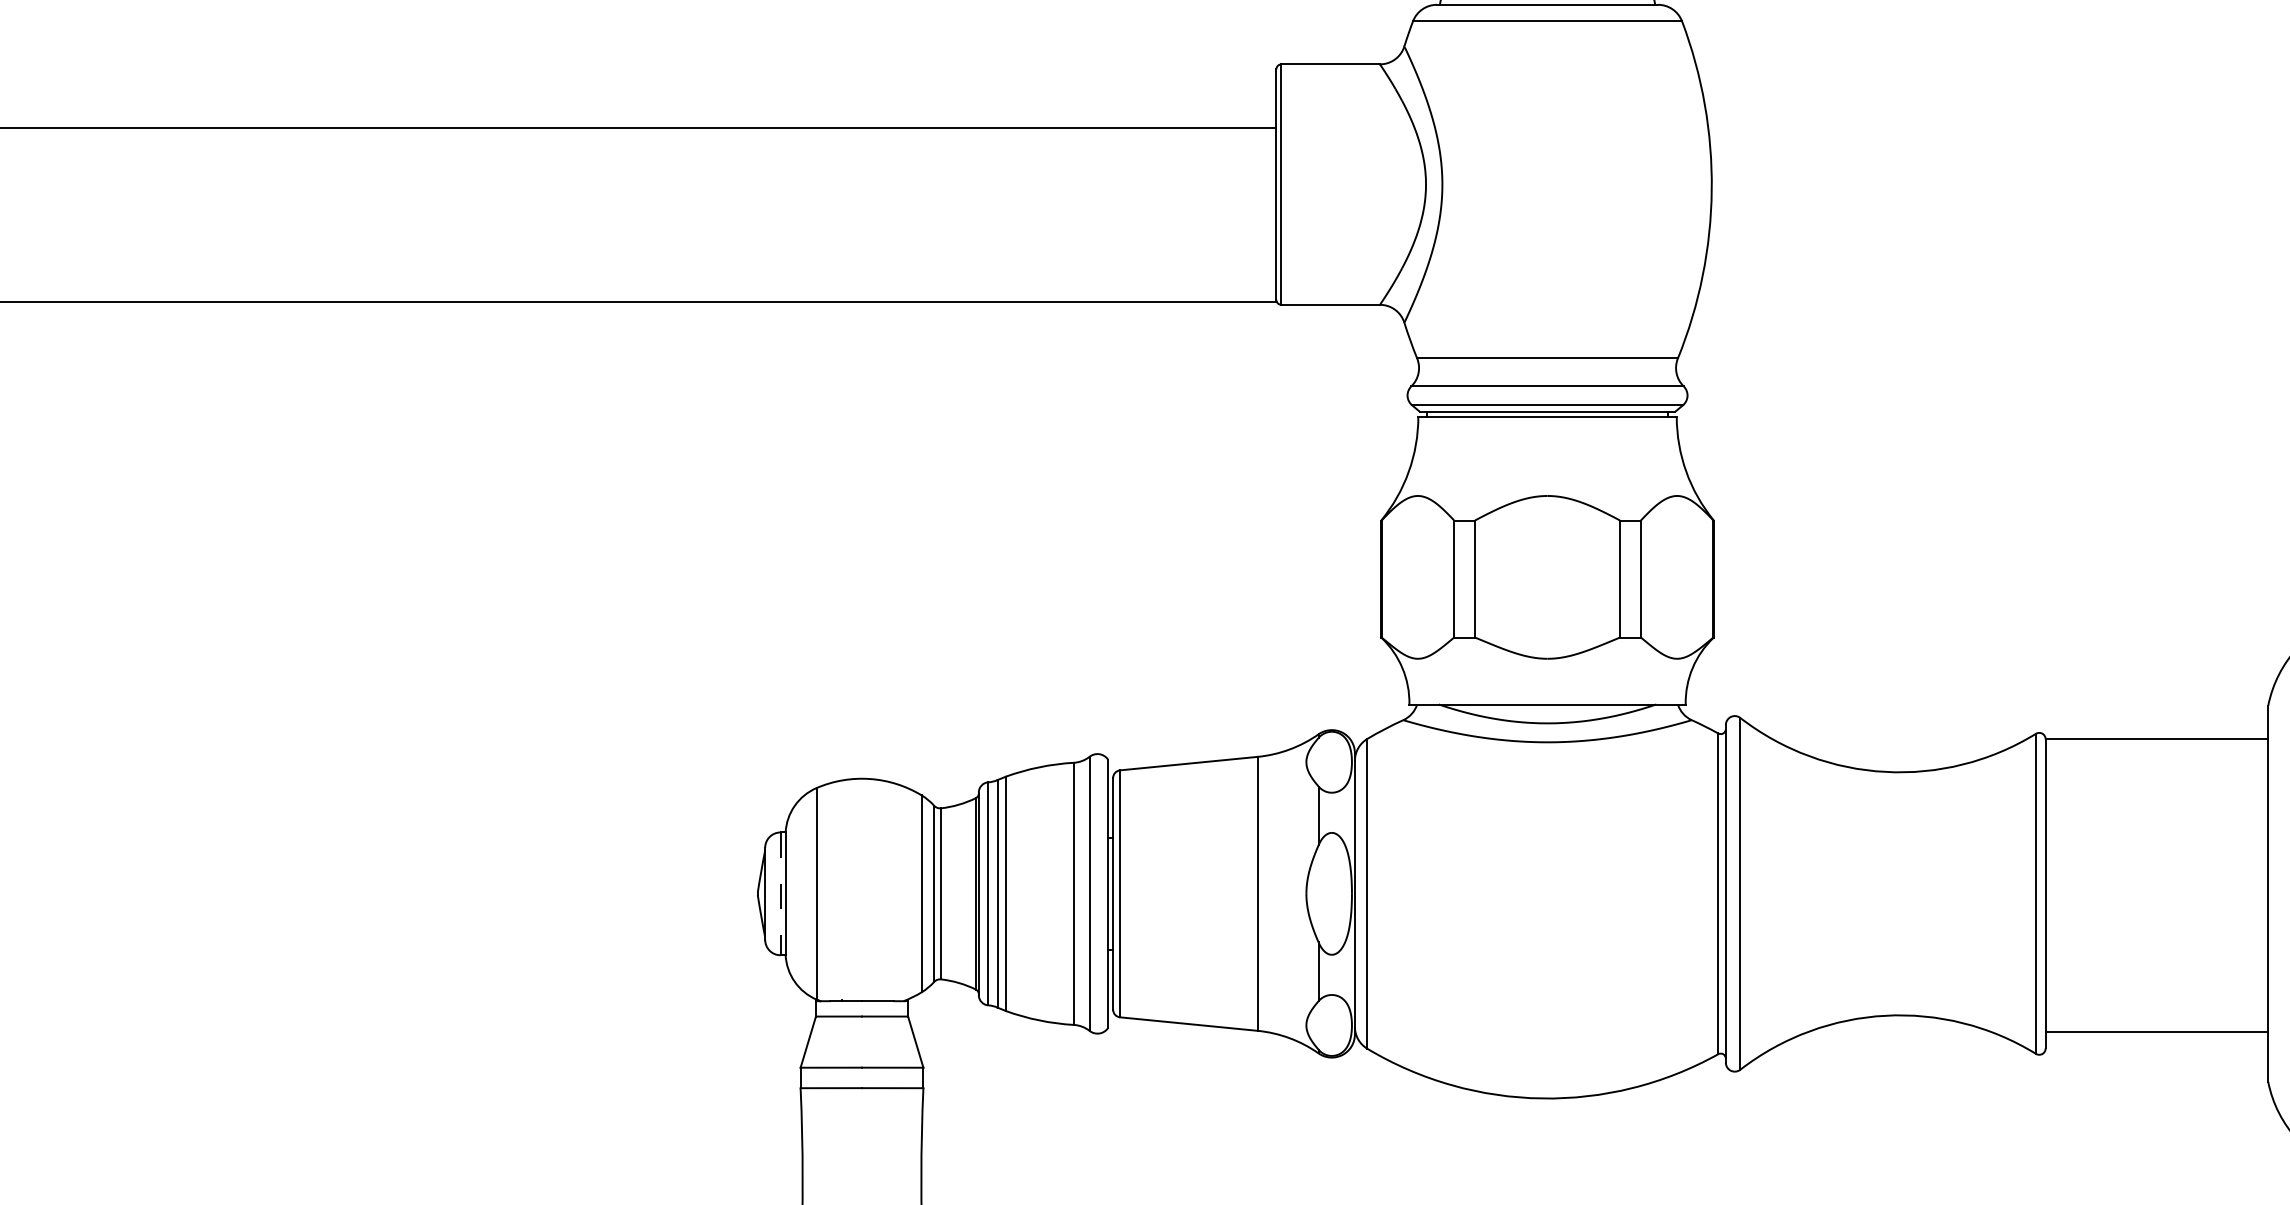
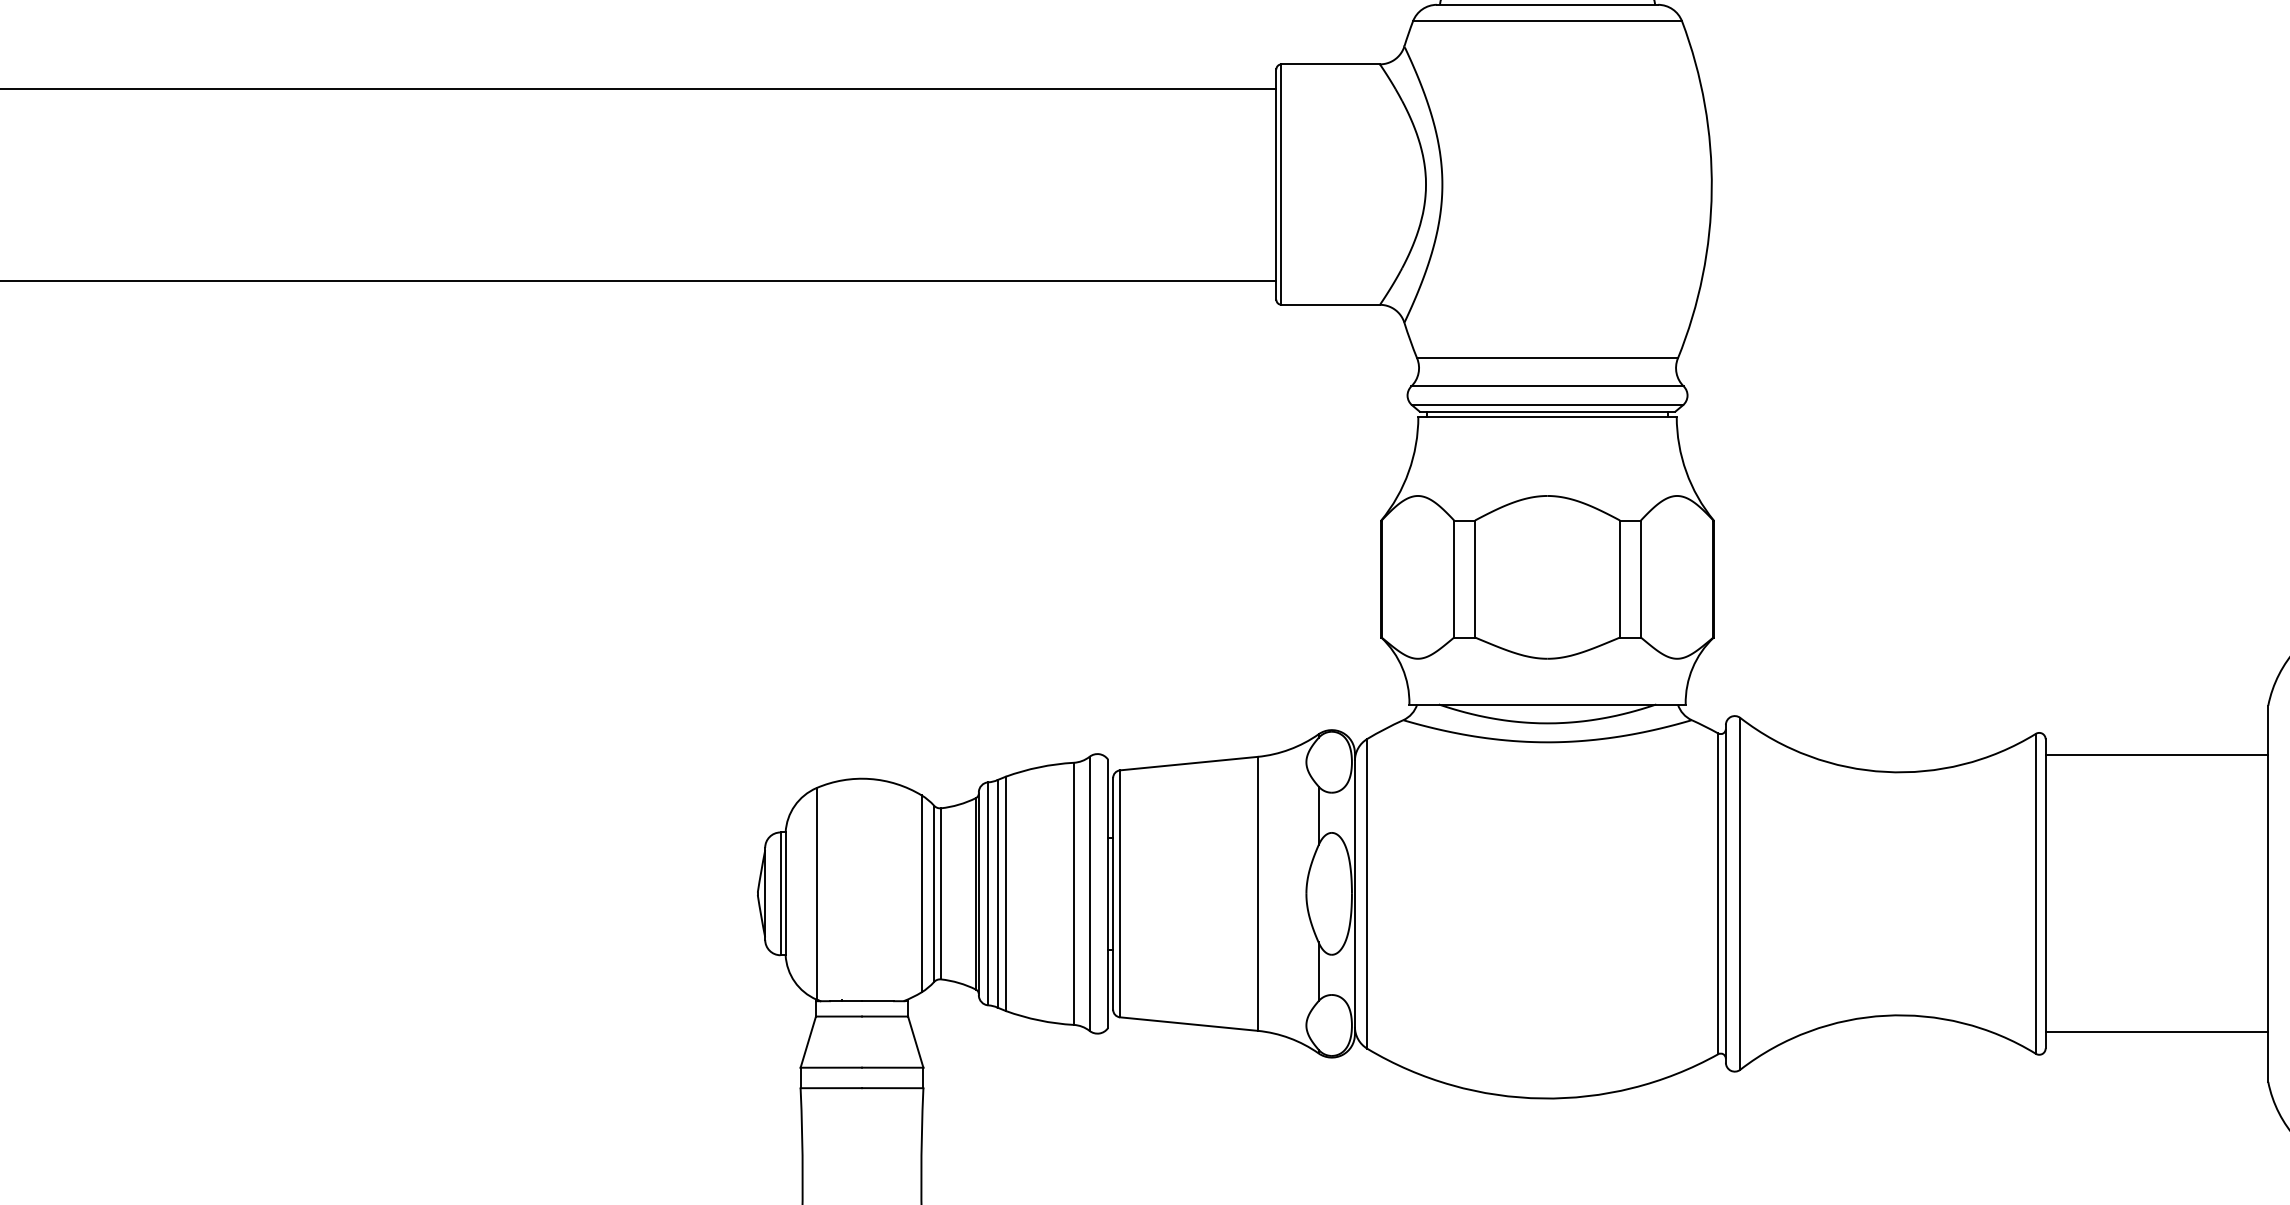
line position: (639, 127) -> (639, 88) (639, 88)
line position: (639, 301) -> (639, 280) (639, 280)
line position: (2156, 739) -> (2156, 755) (2156, 755)
line: dashed -> solid (780, 894)
